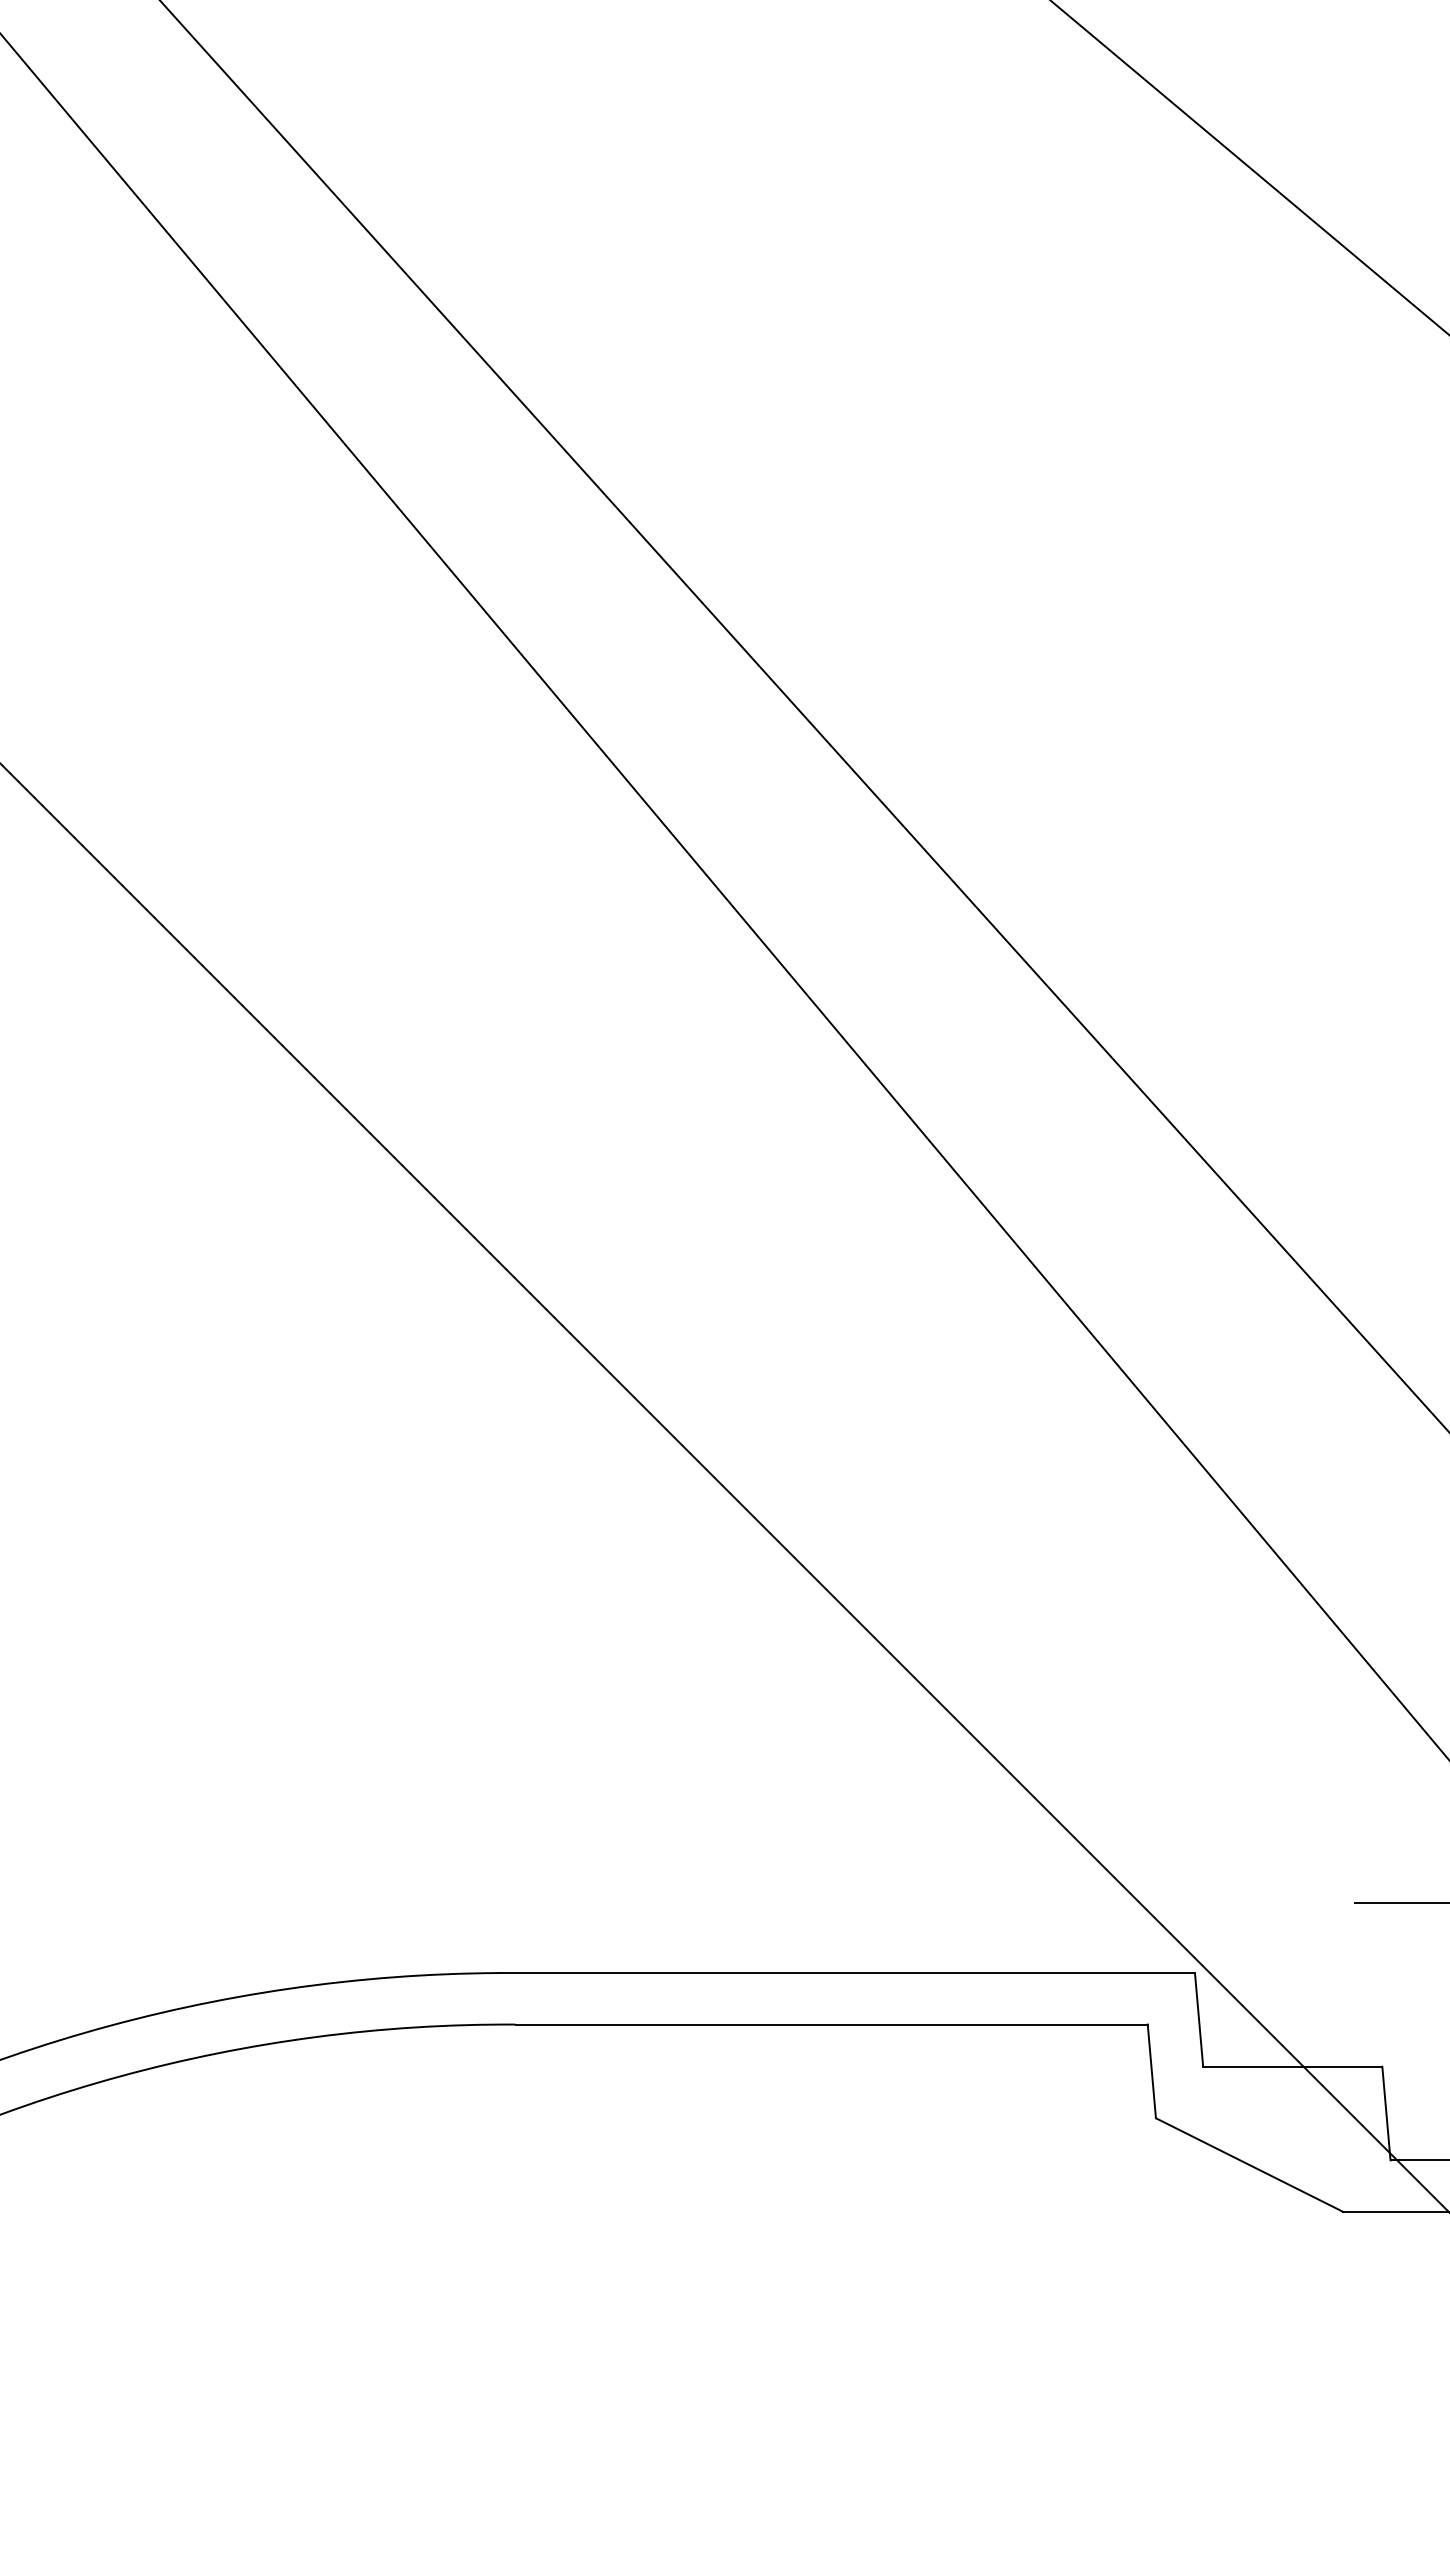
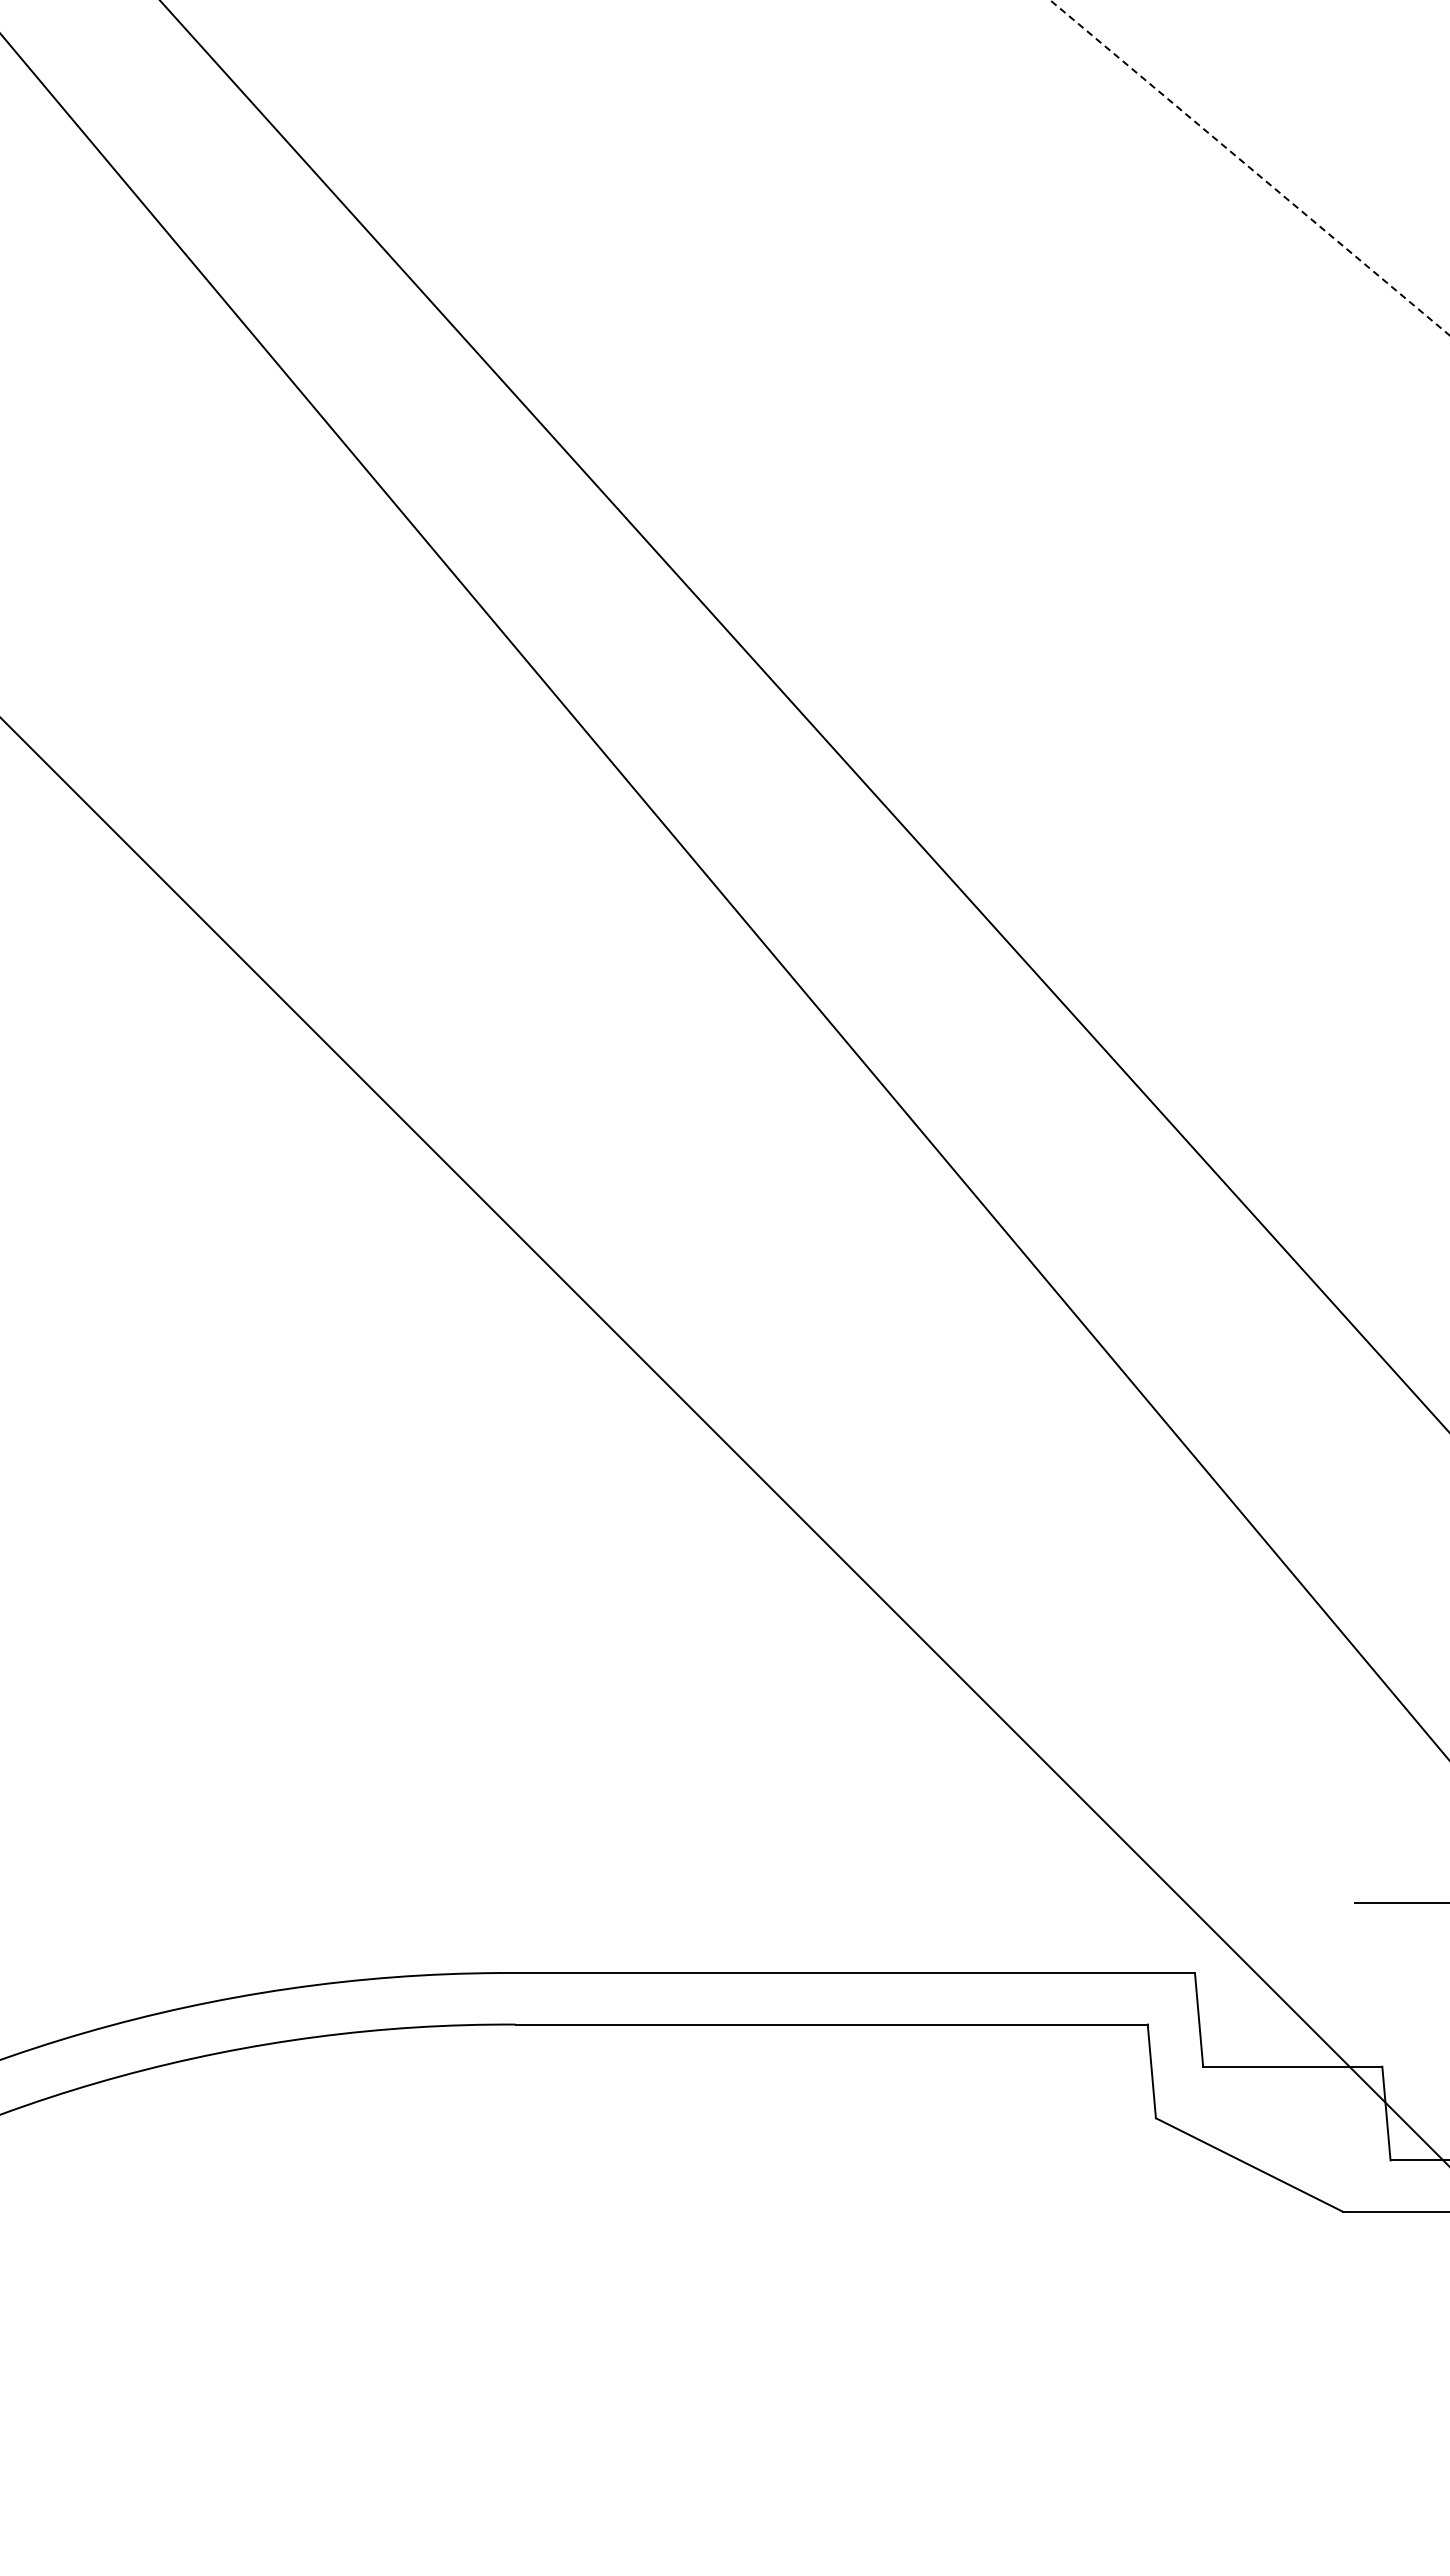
line: solid -> dashed (1249, 167)
line position: (724, 1487) -> (724, 1441) (724, 1441)
